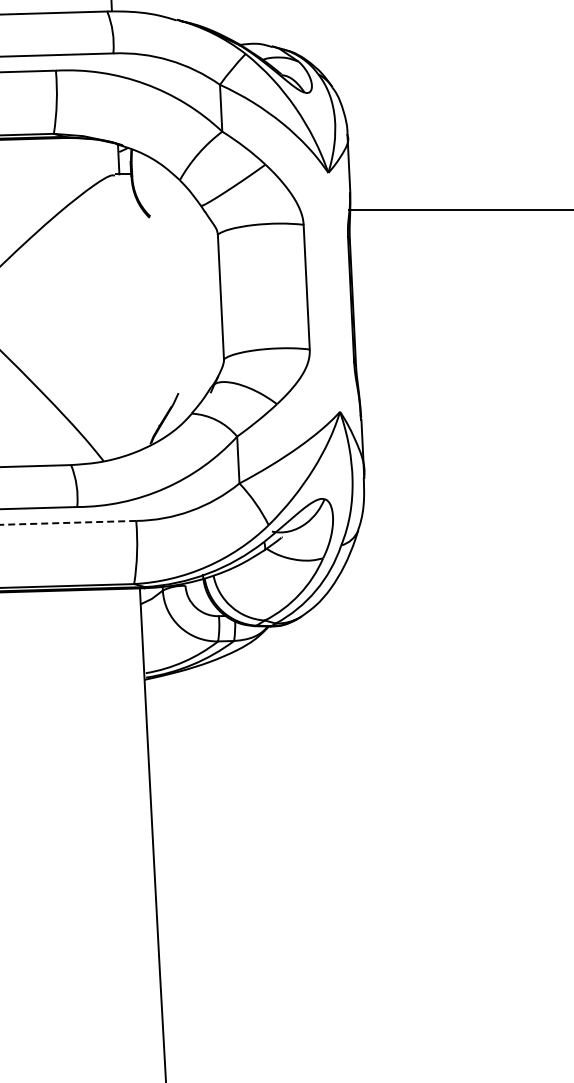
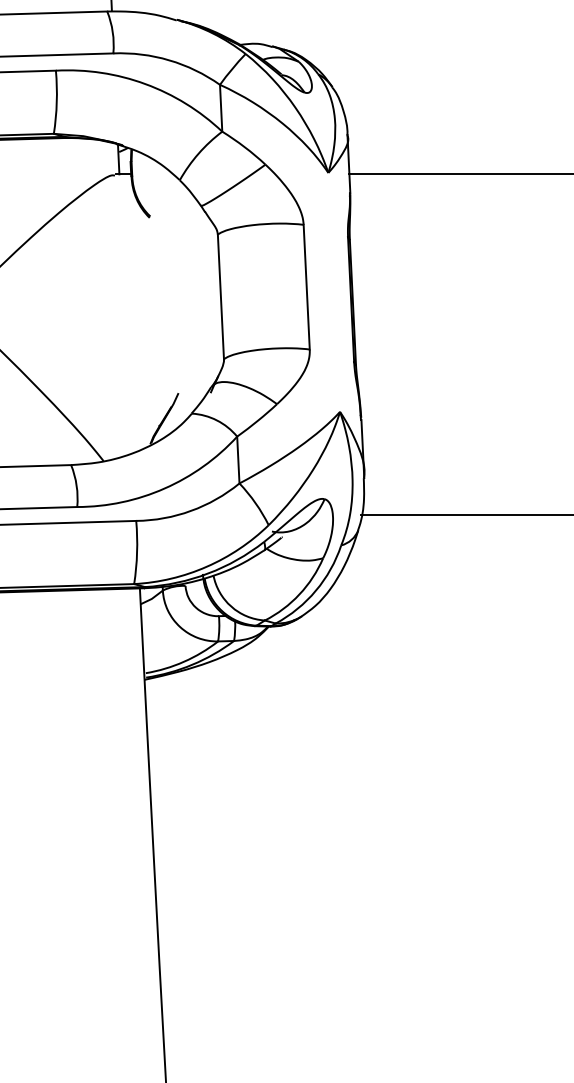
line position: (459, 210) -> (459, 174) (459, 174)
line: none -> present (465, 514)
line: dashed -> solid (68, 522)
